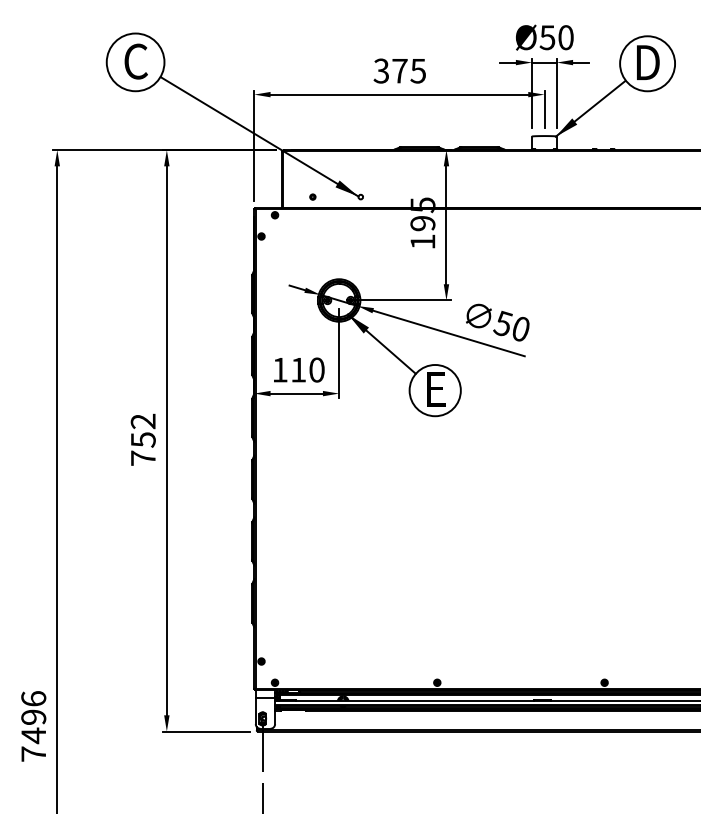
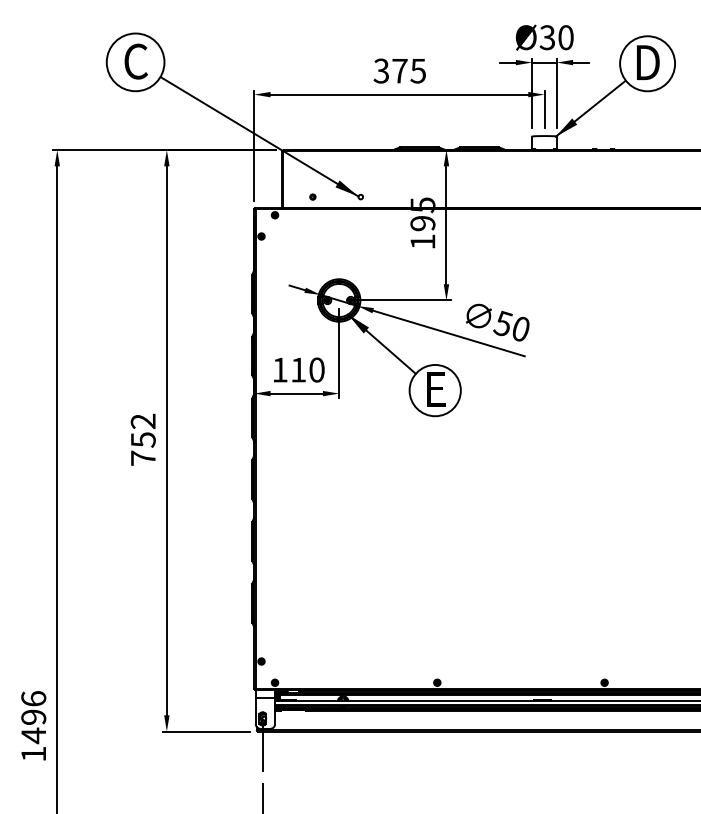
text: Ø50 -> Ø30 (547, 37)
text: 7496 -> 1496 (33, 753)
